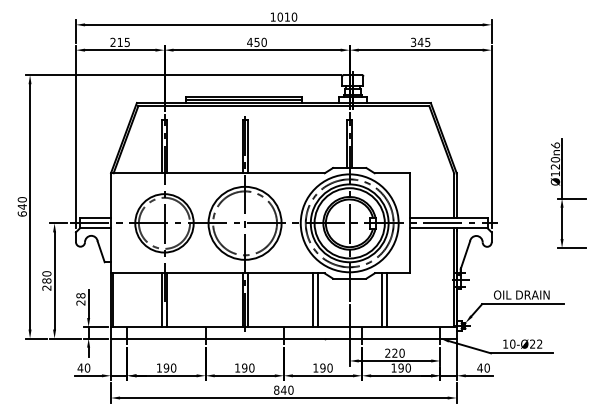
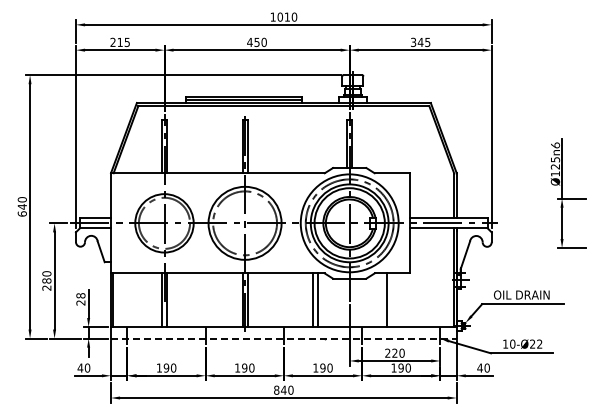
text: Ø120 -> Ø125 (555, 159)
line: present -> none (381, 300)
line: solid -> dashed (283, 338)
